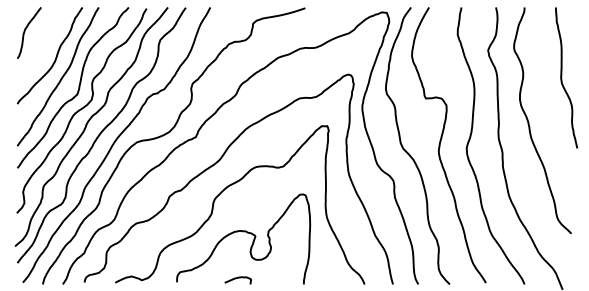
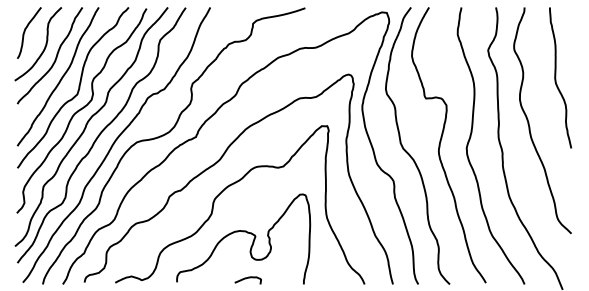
curve: none -> present (44, 46)
curve position: (562, 77) -> (556, 77) (556, 77)
curve position: (236, 279) -> (246, 279) (246, 279)
